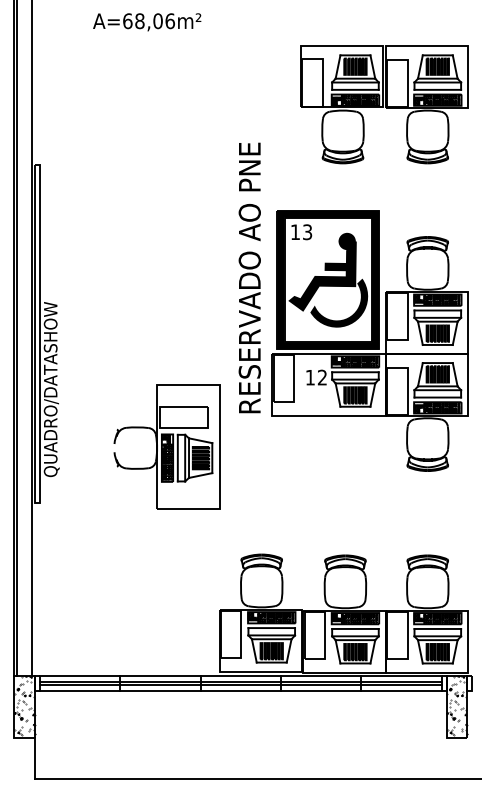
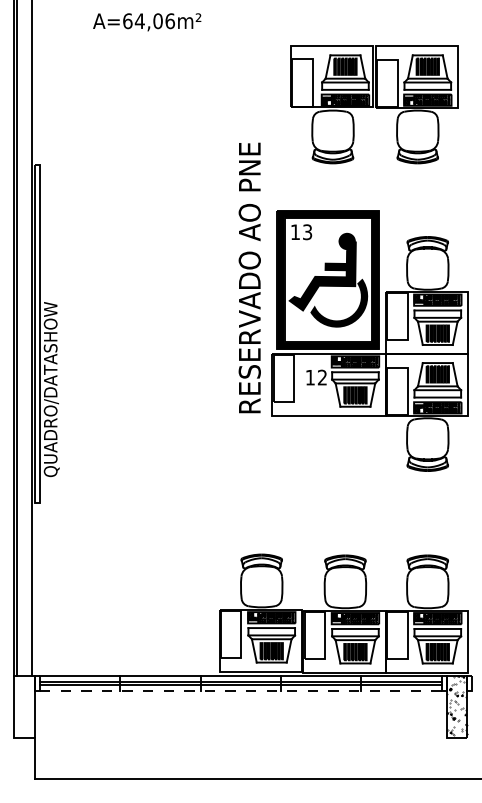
text: A=68,06m² -> A=64,06m² (139, 21)
part position: (384, 104) -> (374, 104) (374, 104)
part: present -> none (166, 446)
line: solid -> dashed (240, 691)
hatch: present -> none (24, 705)
